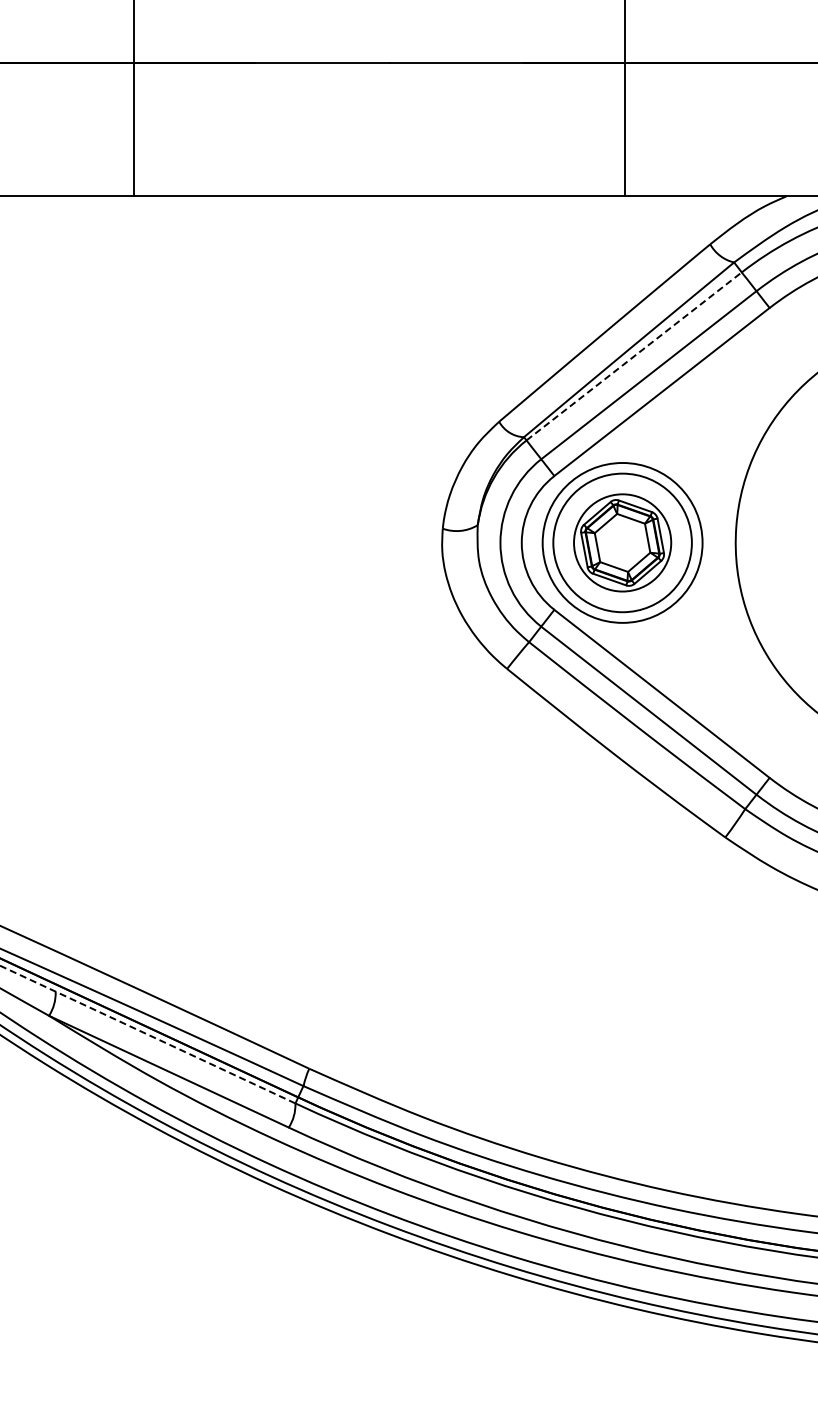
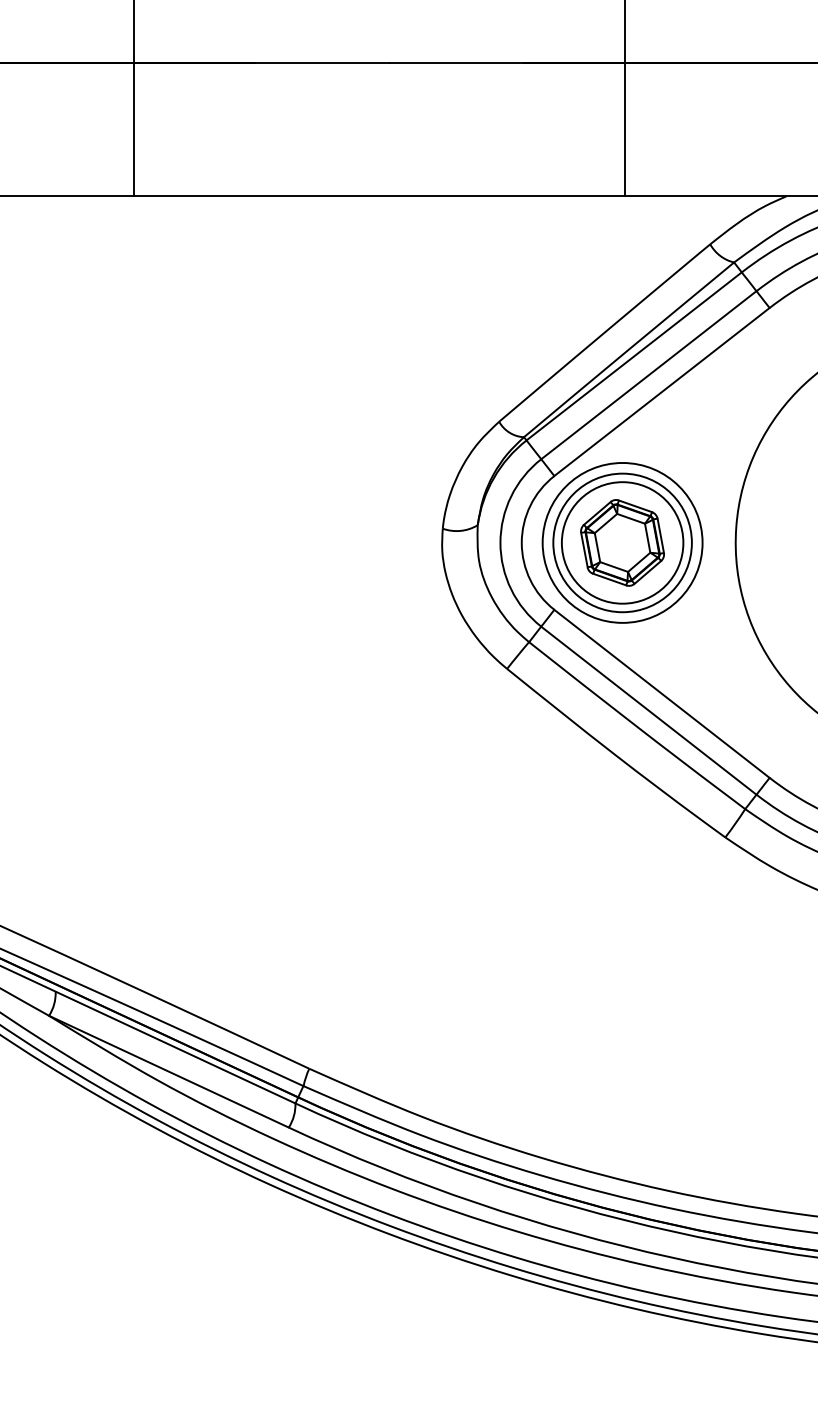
line: dashed -> solid (634, 356)
circle diameter: 97 px -> 122 px (622, 542)
line: dashed -> solid (147, 1034)
